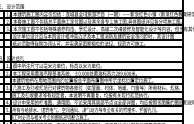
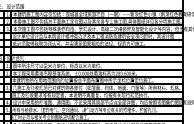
line: none -> present (92, 54)
